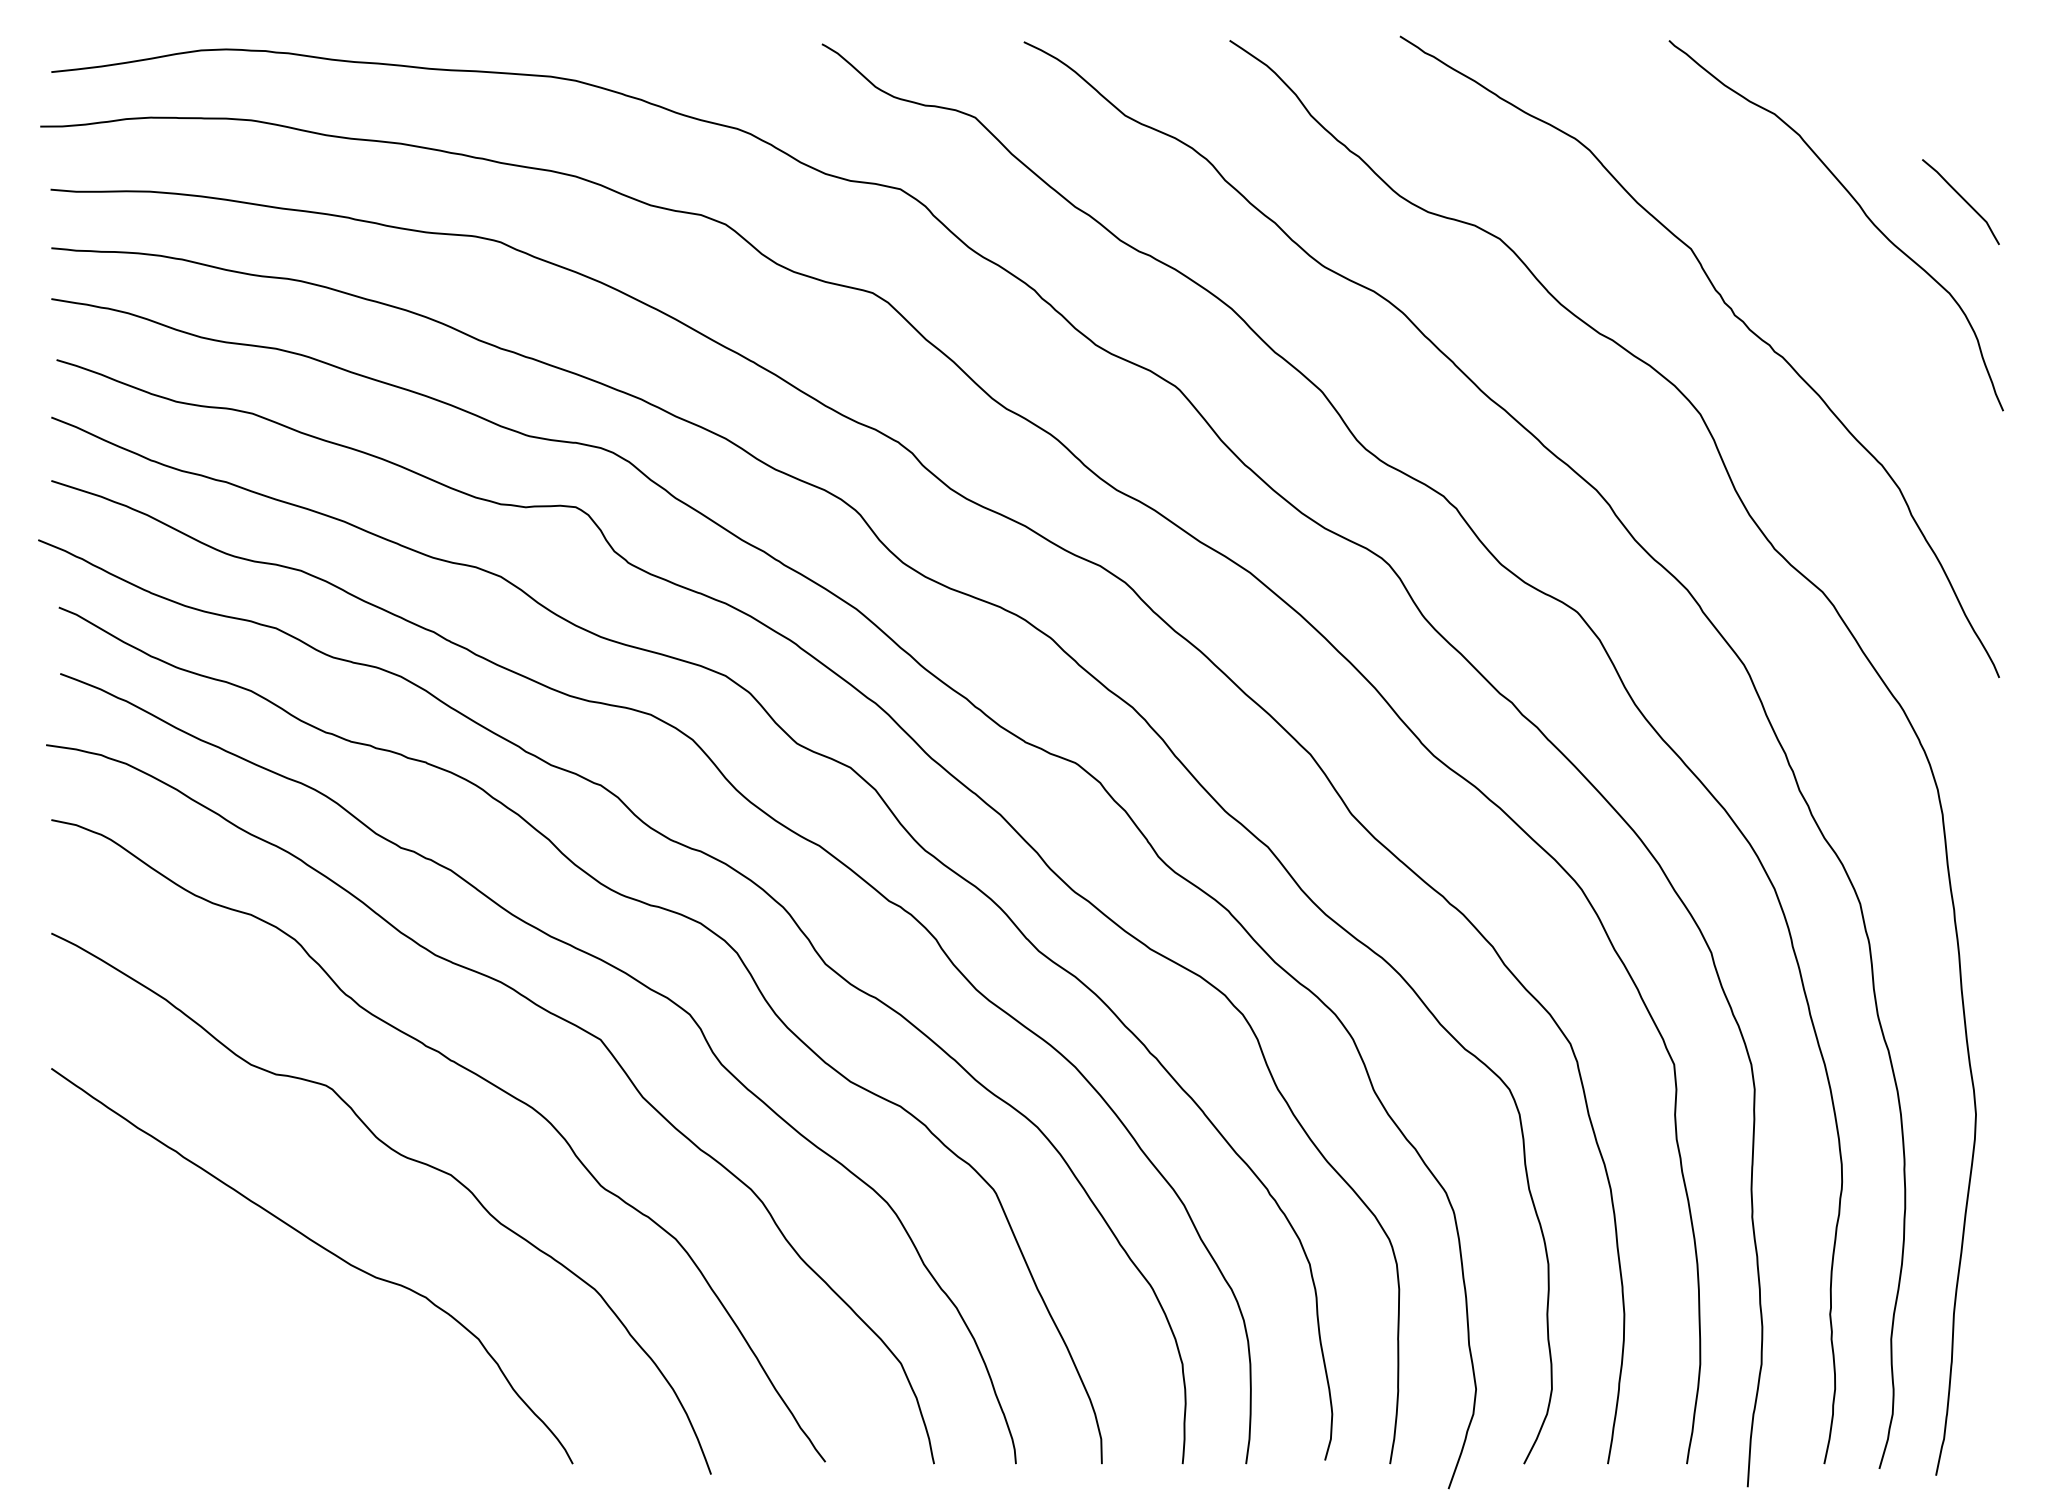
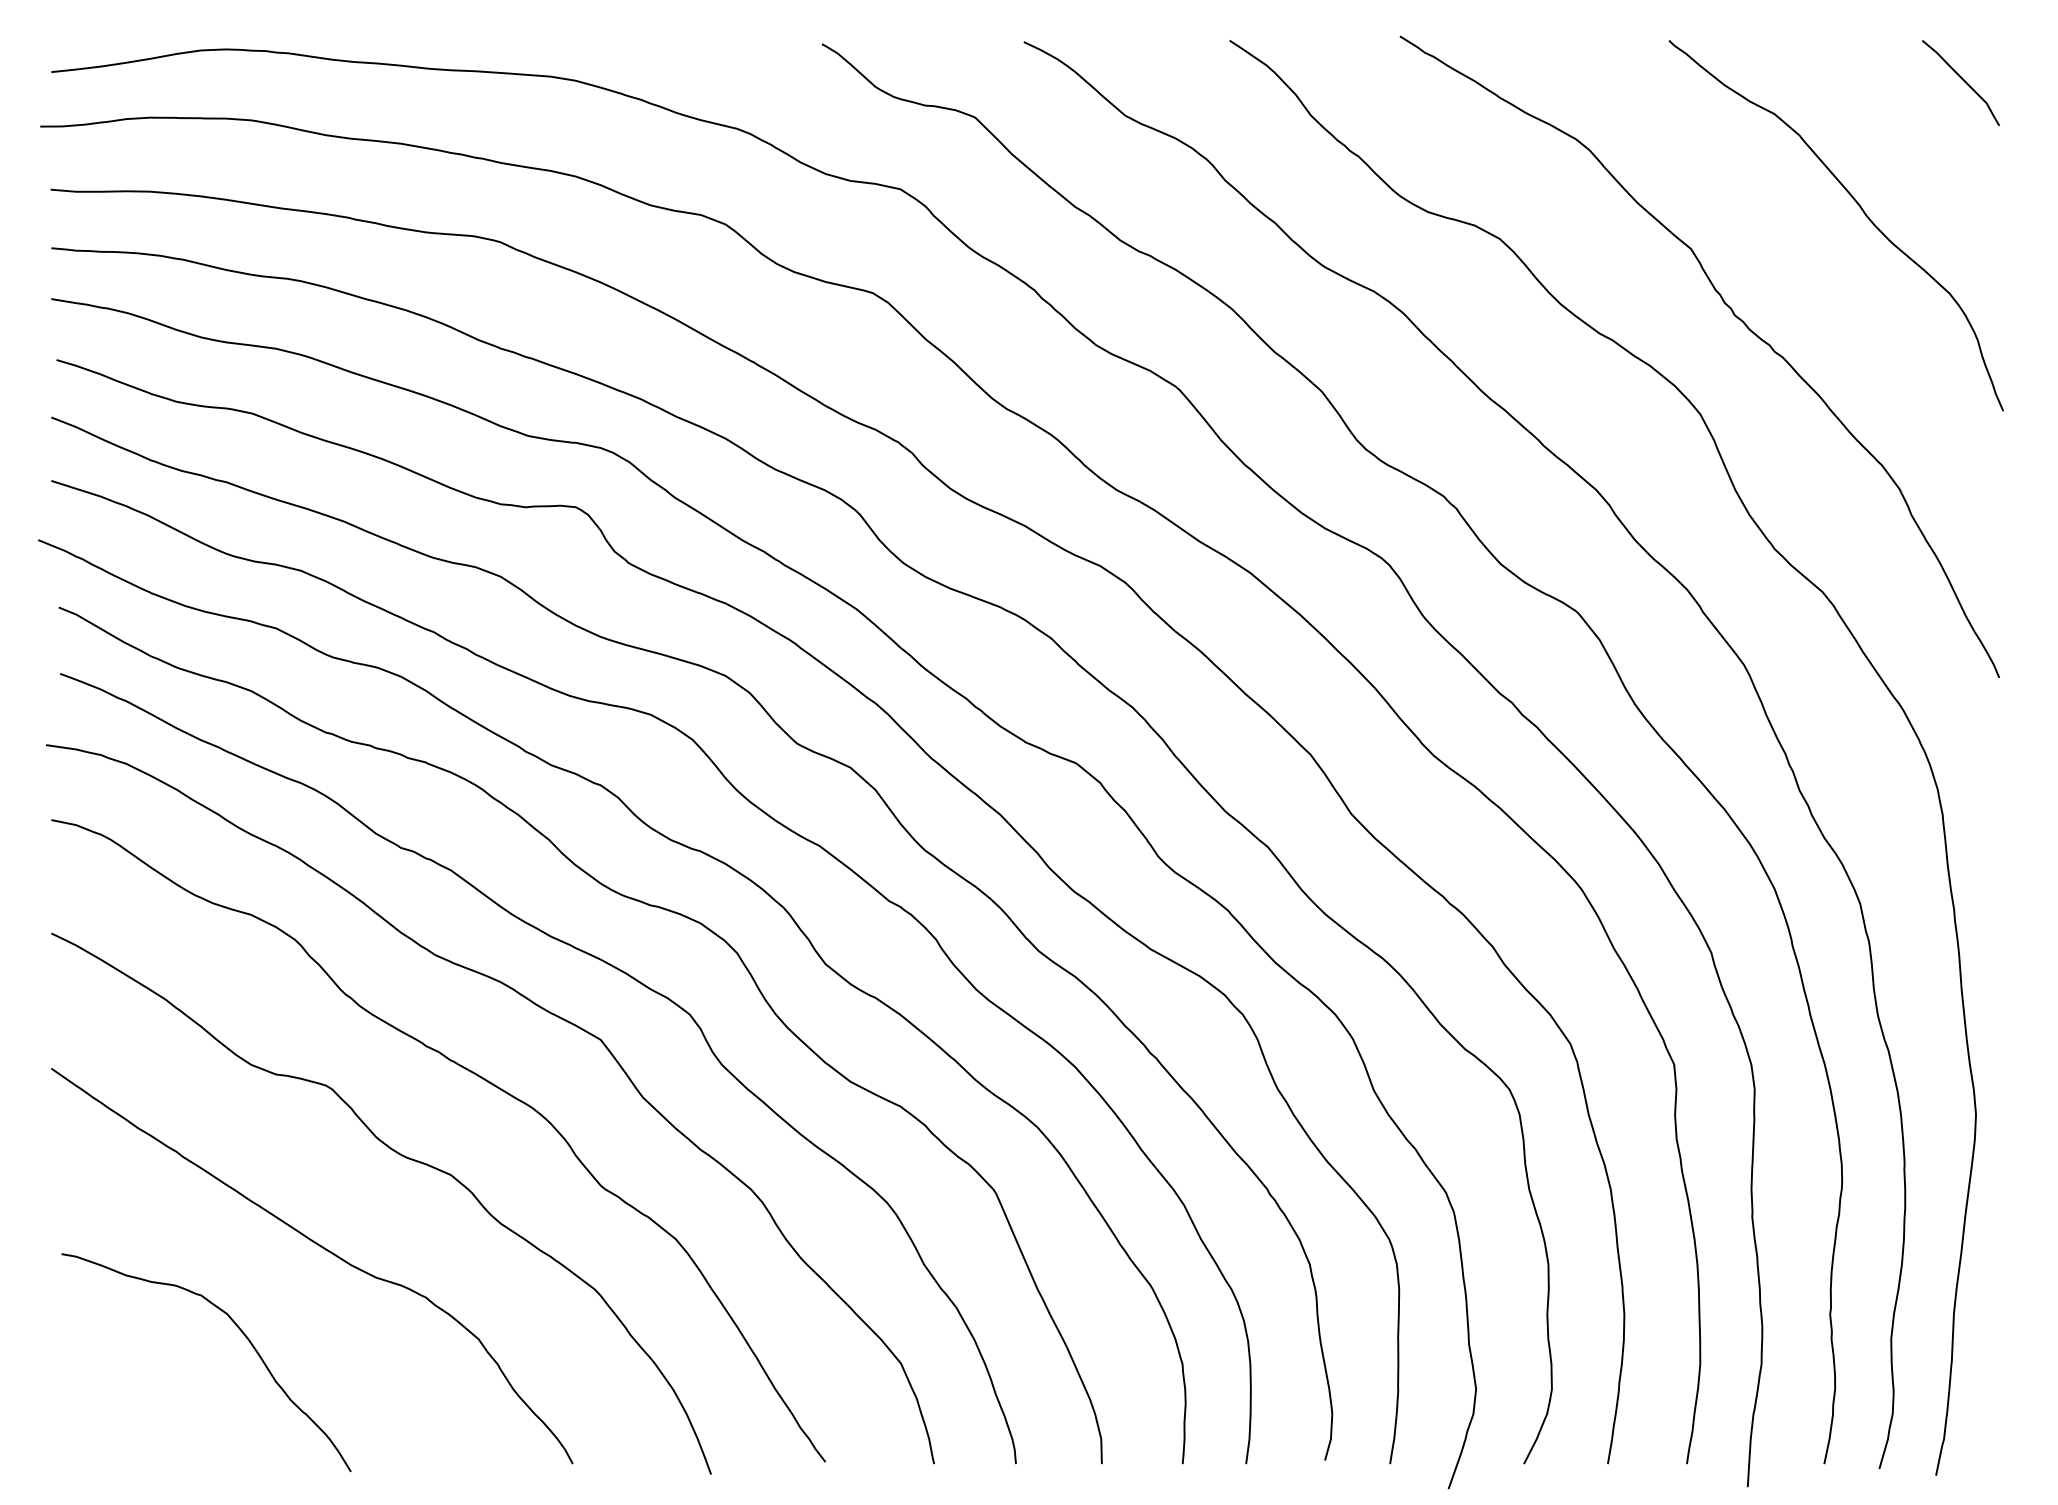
curve position: (1962, 199) -> (1962, 80) (1962, 80)
curve: none -> present (240, 1331)
